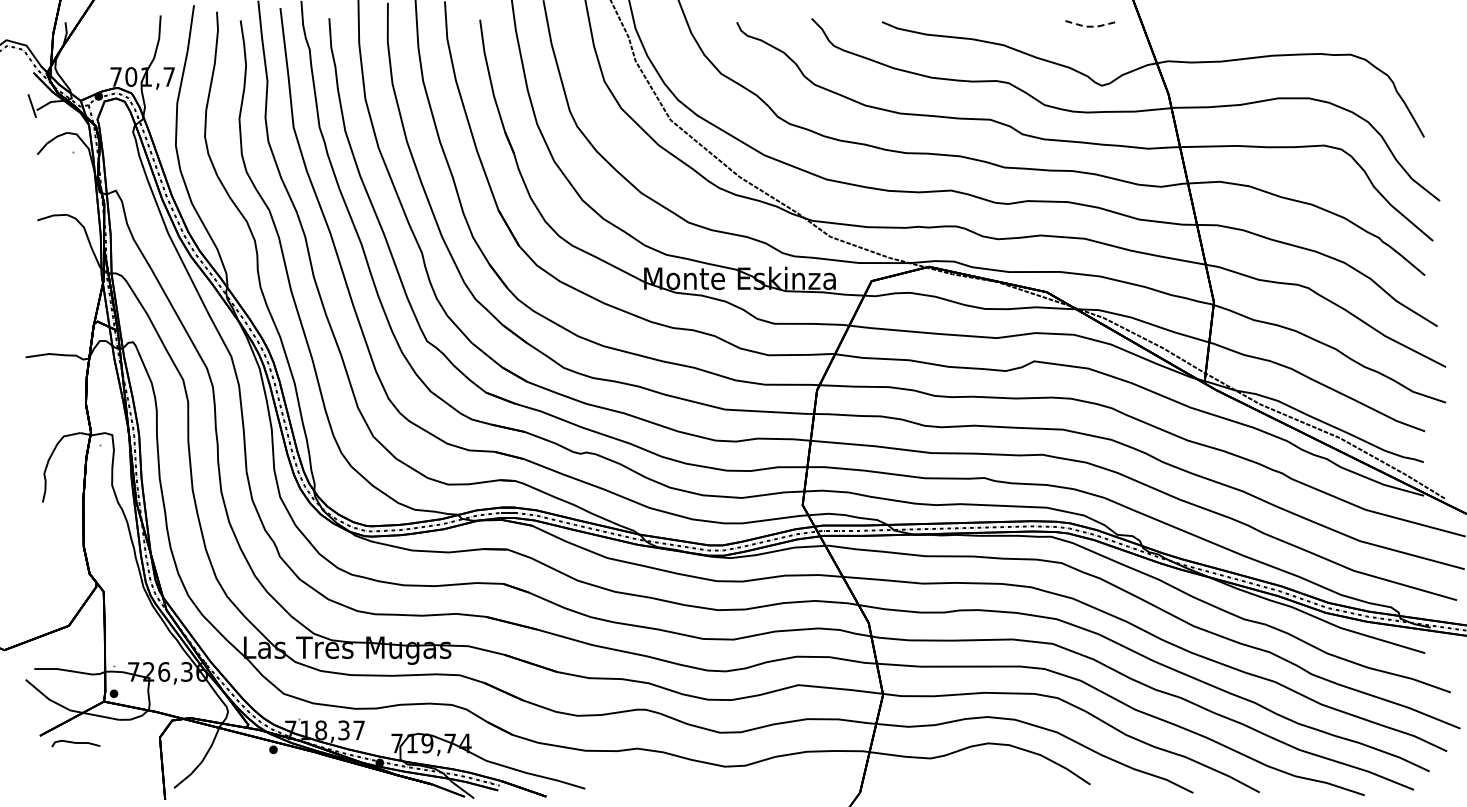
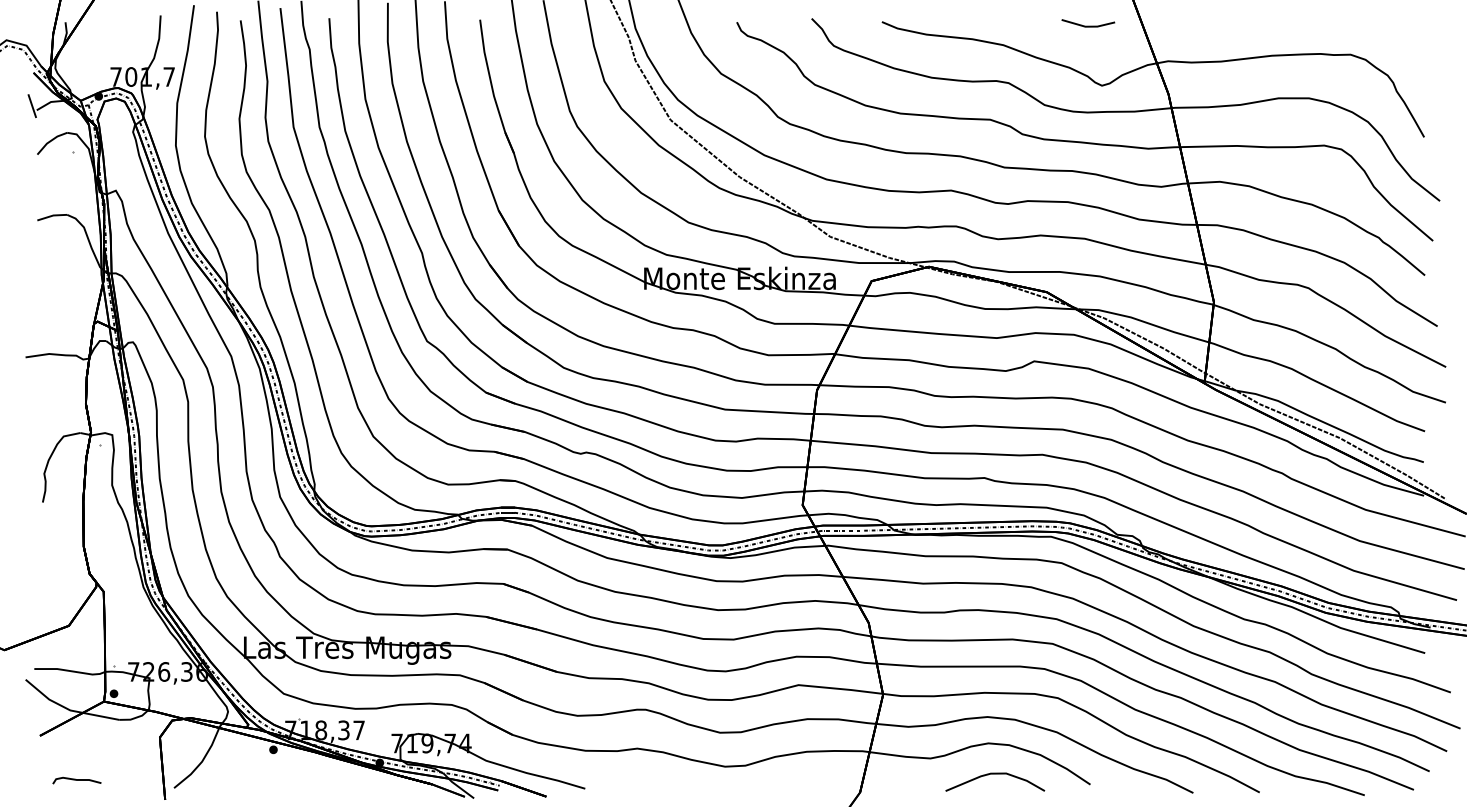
line: dashed -> solid (1088, 26)
curve position: (75, 743) -> (76, 780) (76, 780)
curve: none -> present (995, 774)
